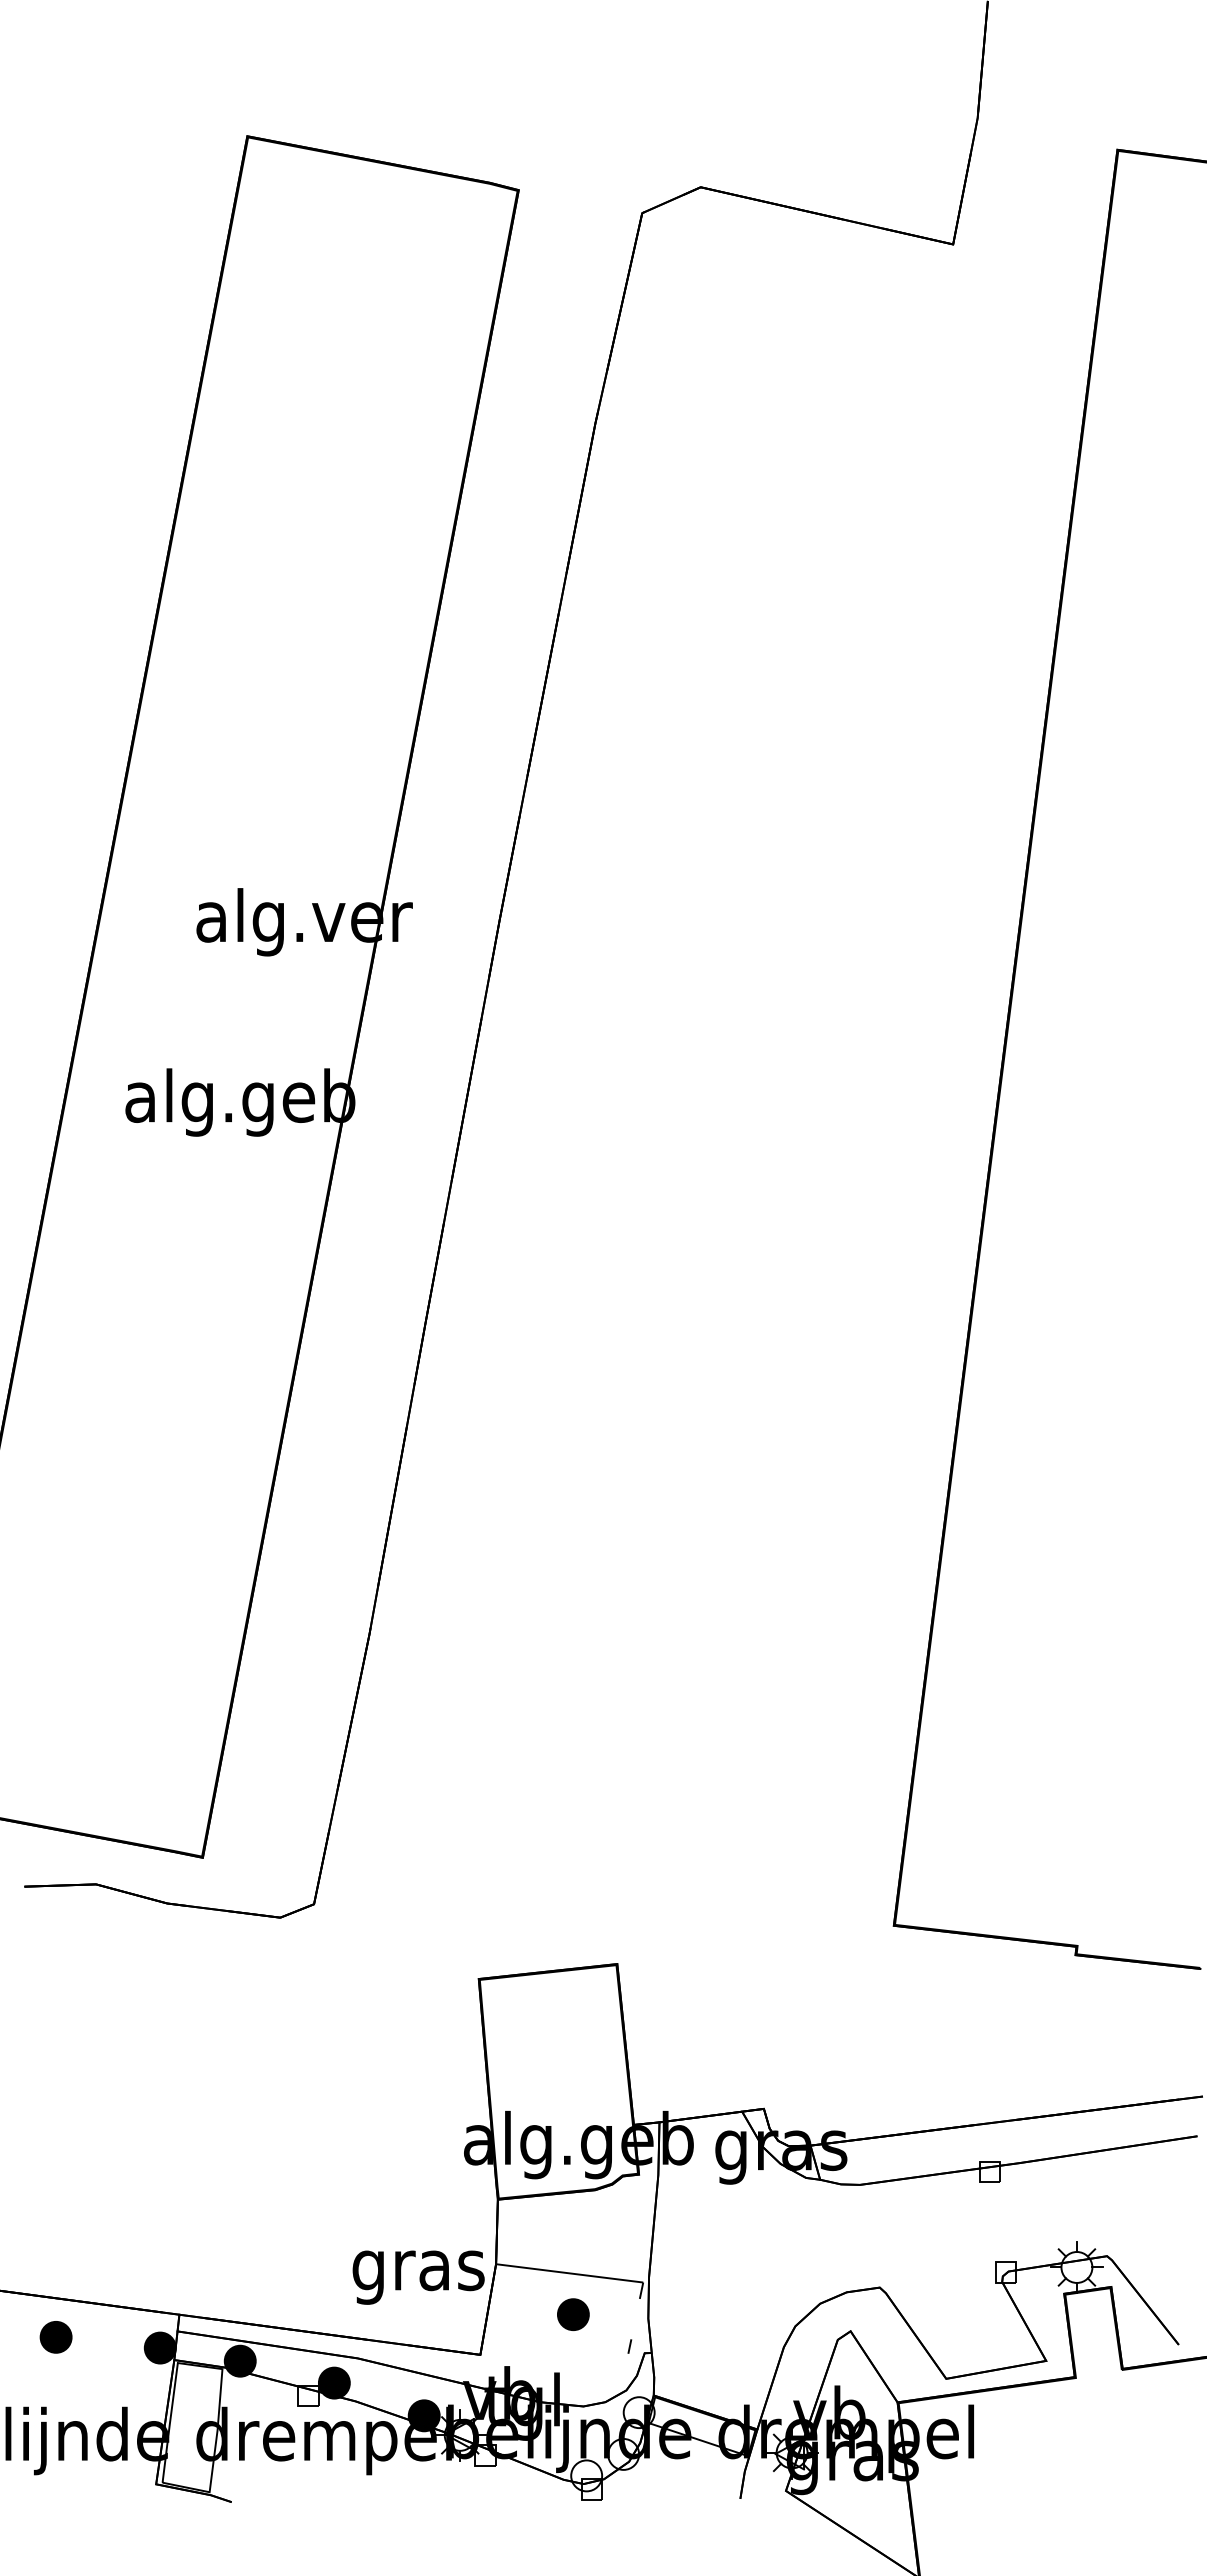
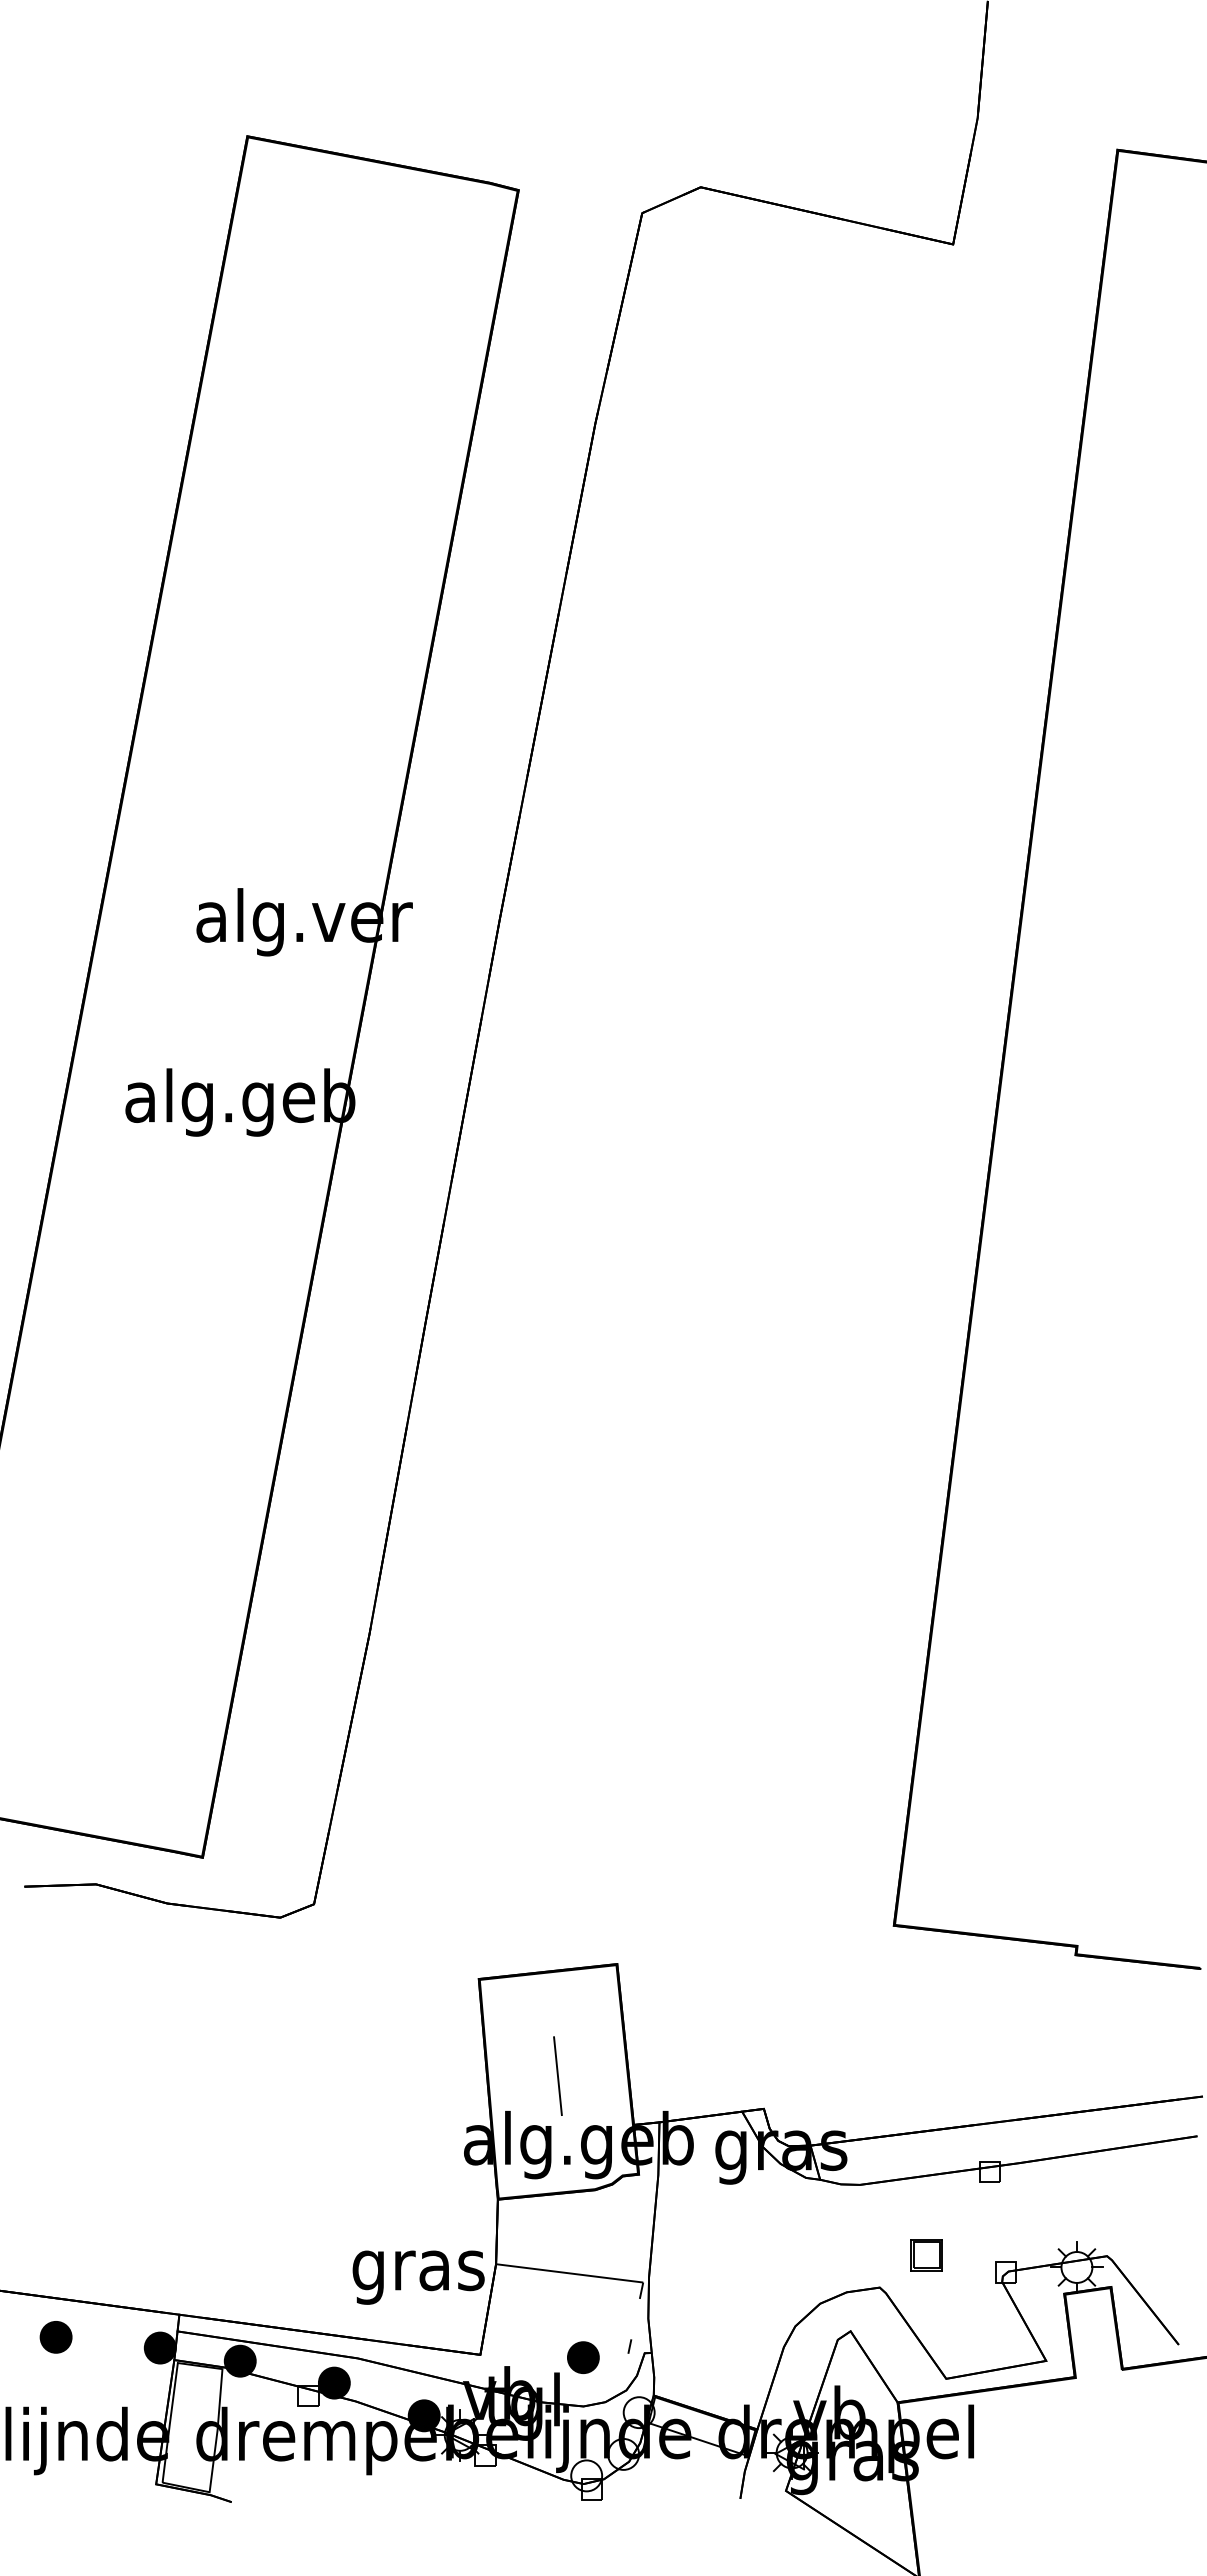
line: none -> present (557, 2076)
part: none -> present (926, 2255)
part position: (573, 2314) -> (583, 2357) (583, 2357)
